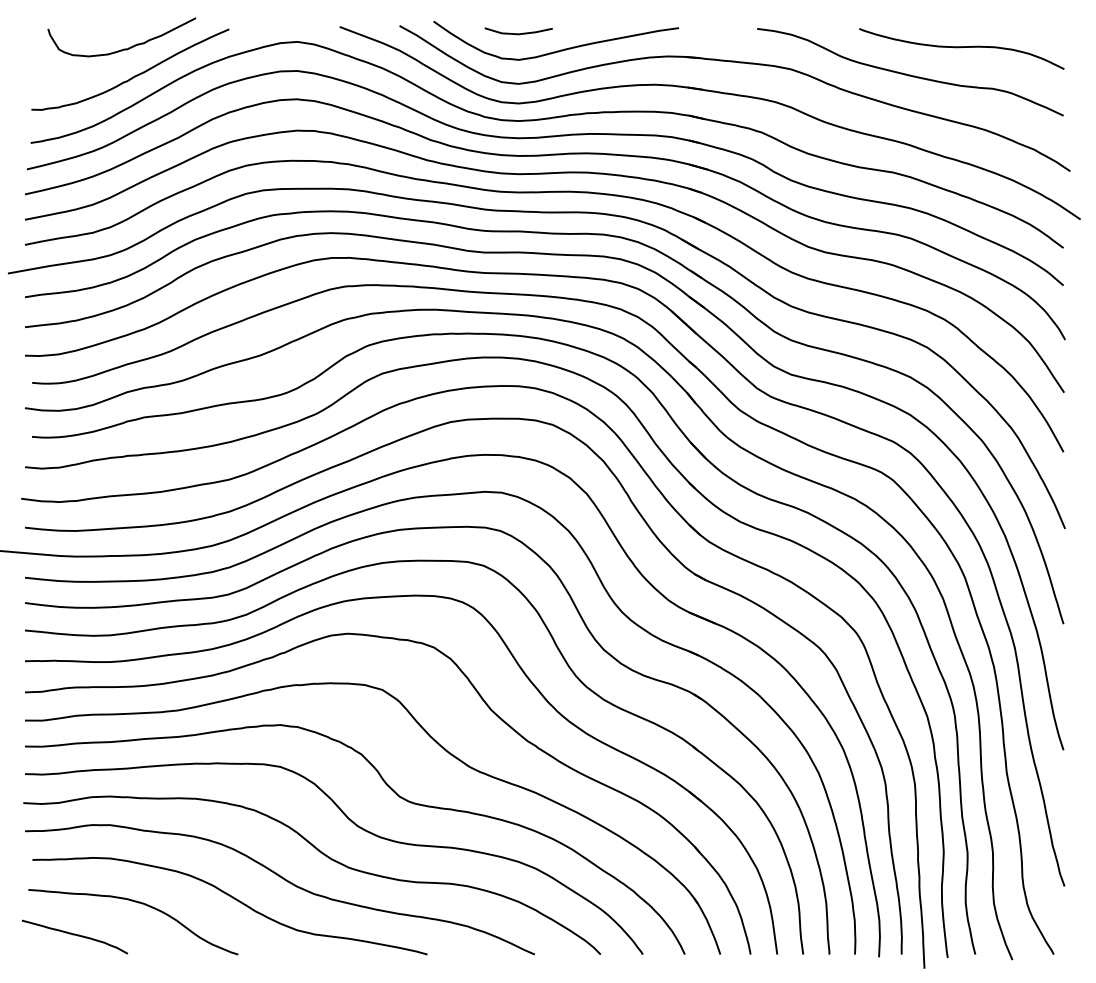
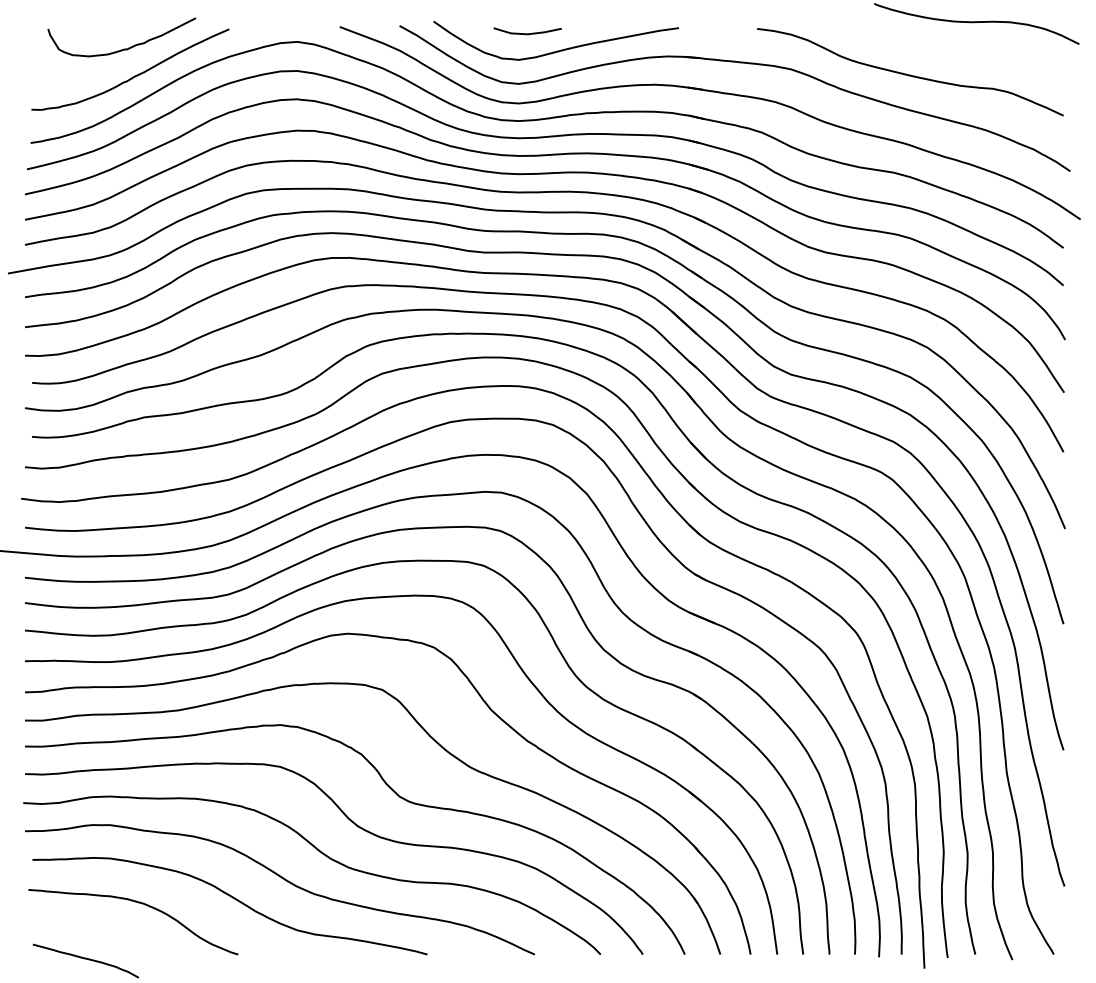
curve position: (518, 33) -> (527, 33) (527, 33)
curve position: (961, 47) -> (976, 22) (976, 22)
curve position: (74, 935) -> (85, 959) (85, 959)
